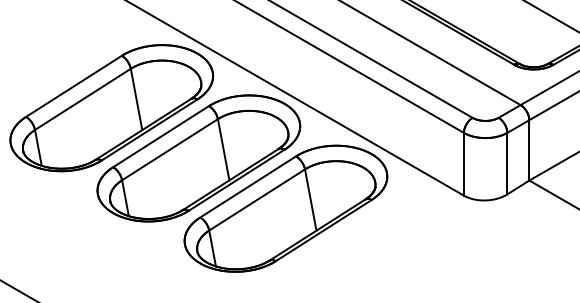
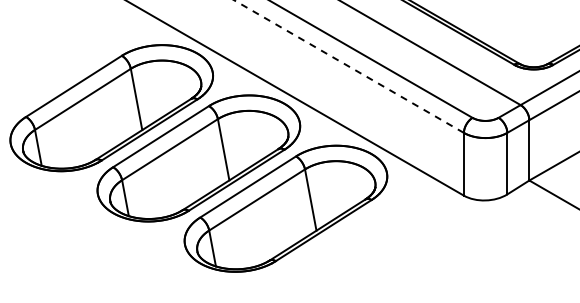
line: present -> none (551, 16)
line: solid -> dashed (348, 66)
line: present -> none (17, 290)
